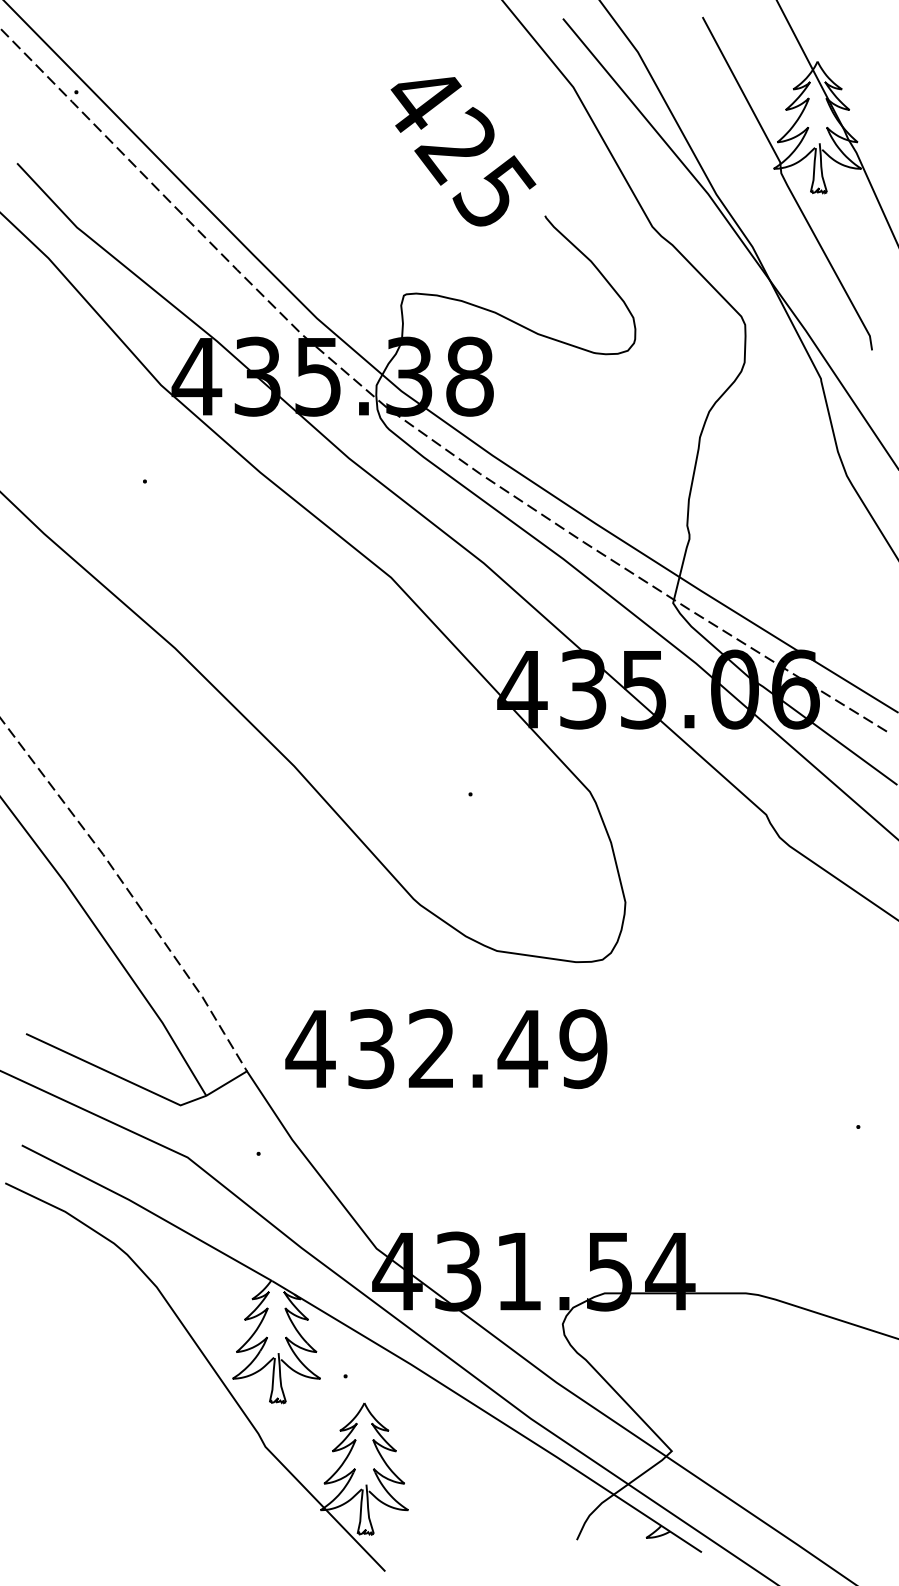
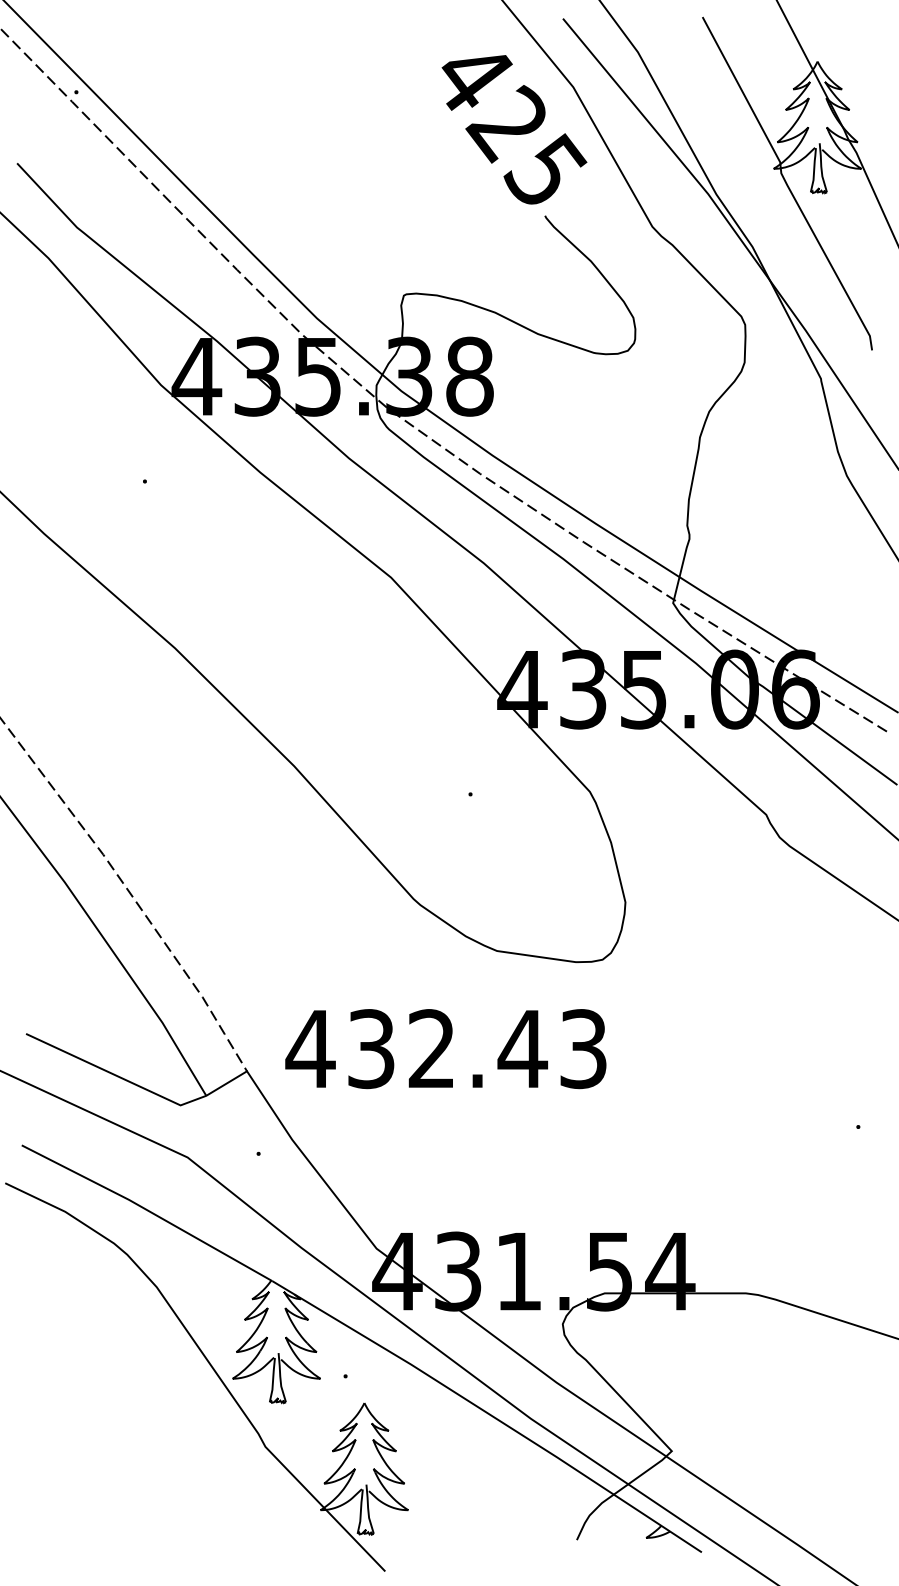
text position: (463, 151) -> (514, 129) (514, 129)
text: 432.49 -> 432.43 (583, 1048)
